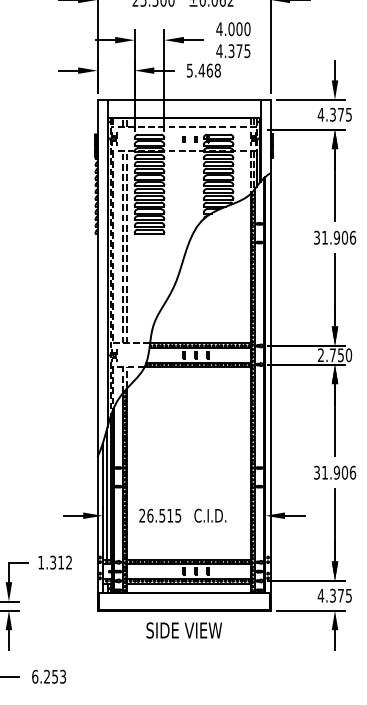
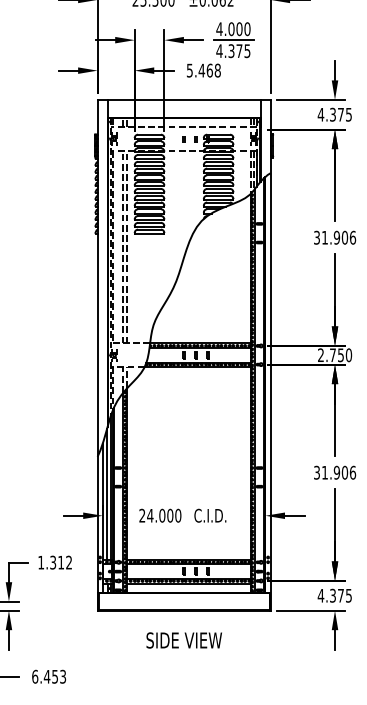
line: none -> present (233, 40)
text: 26.515 -> 24.000 (164, 515)
text position: (183, 630) -> (183, 640) (183, 640)
text: 6.253 -> 6.453 (46, 676)
